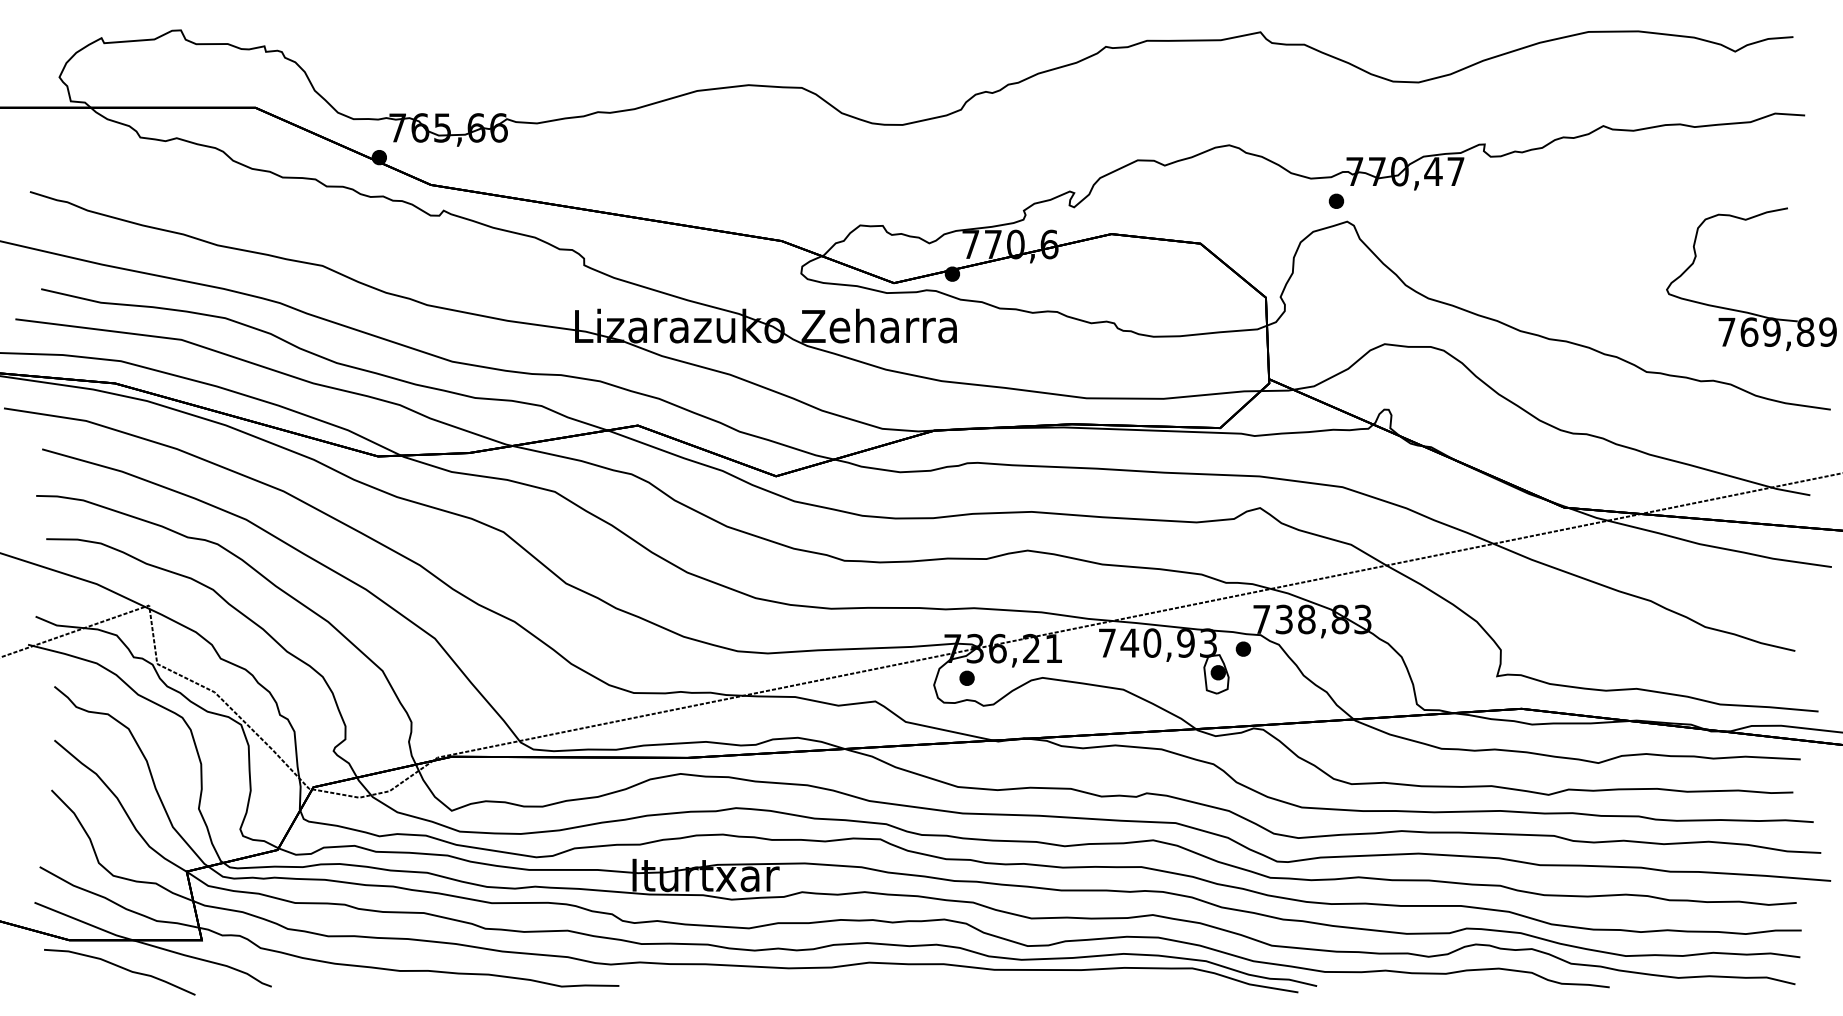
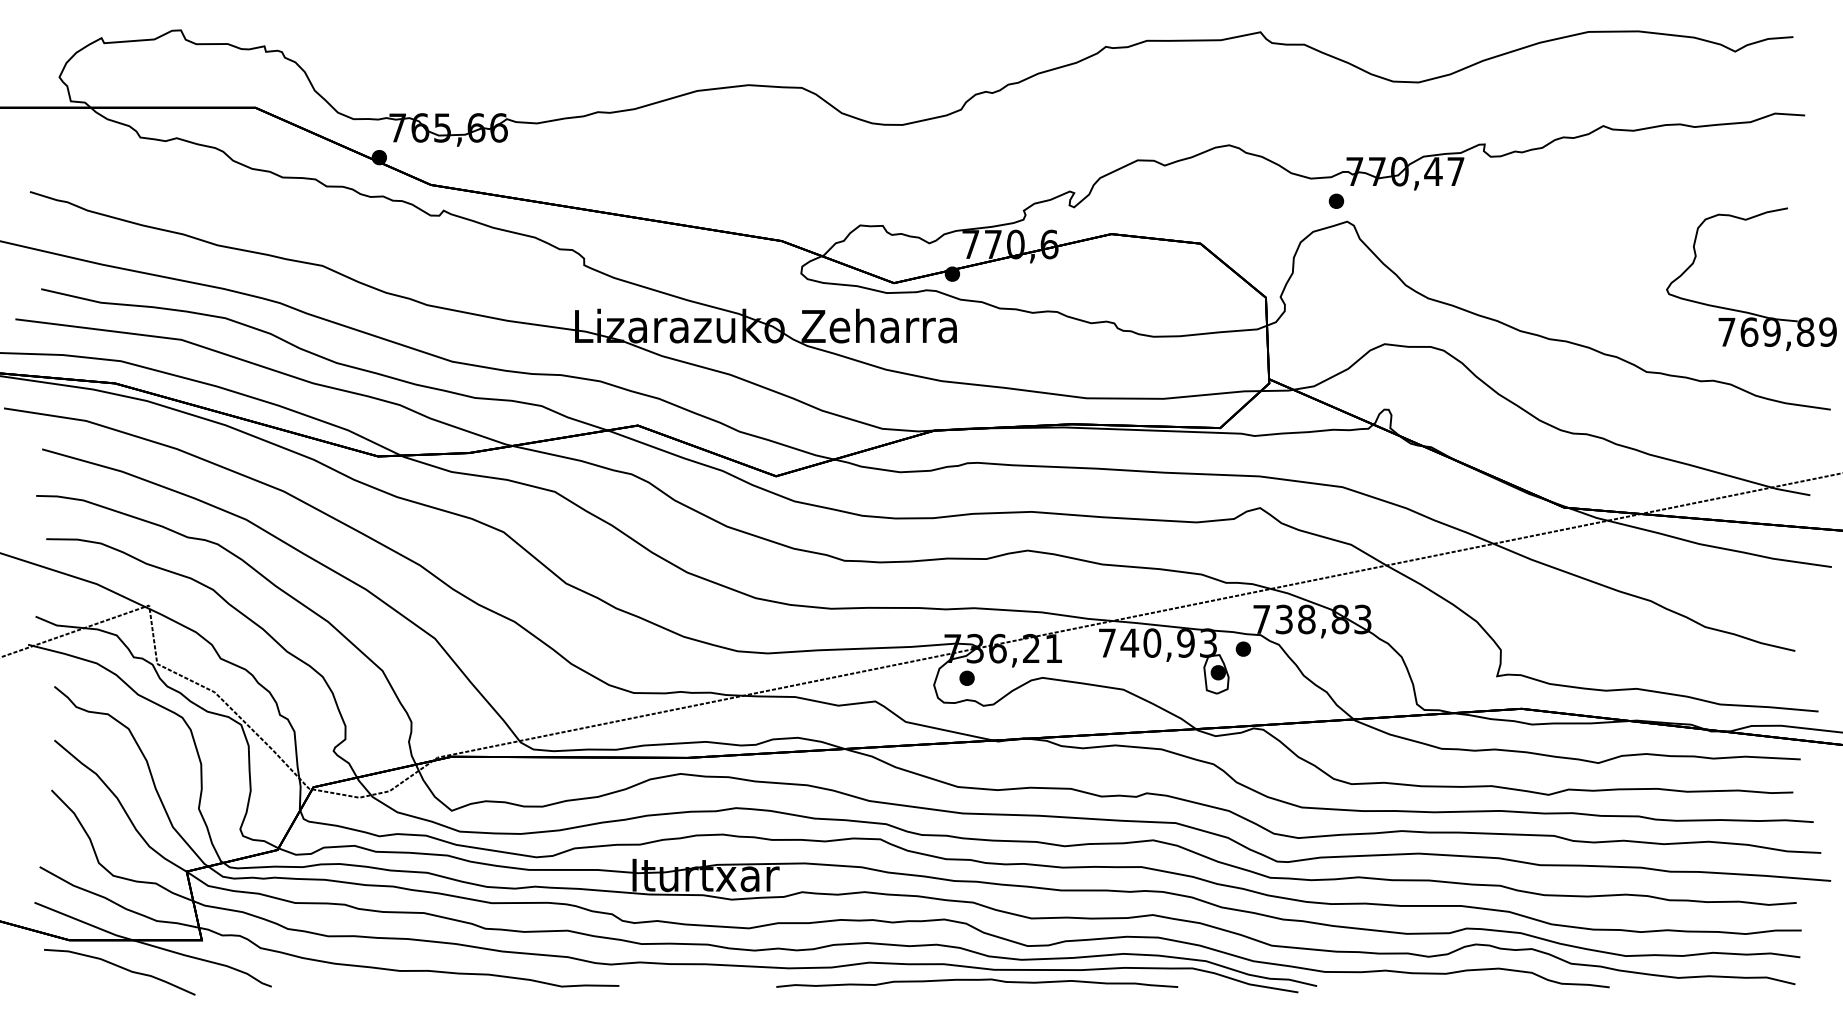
curve: none -> present (977, 980)
